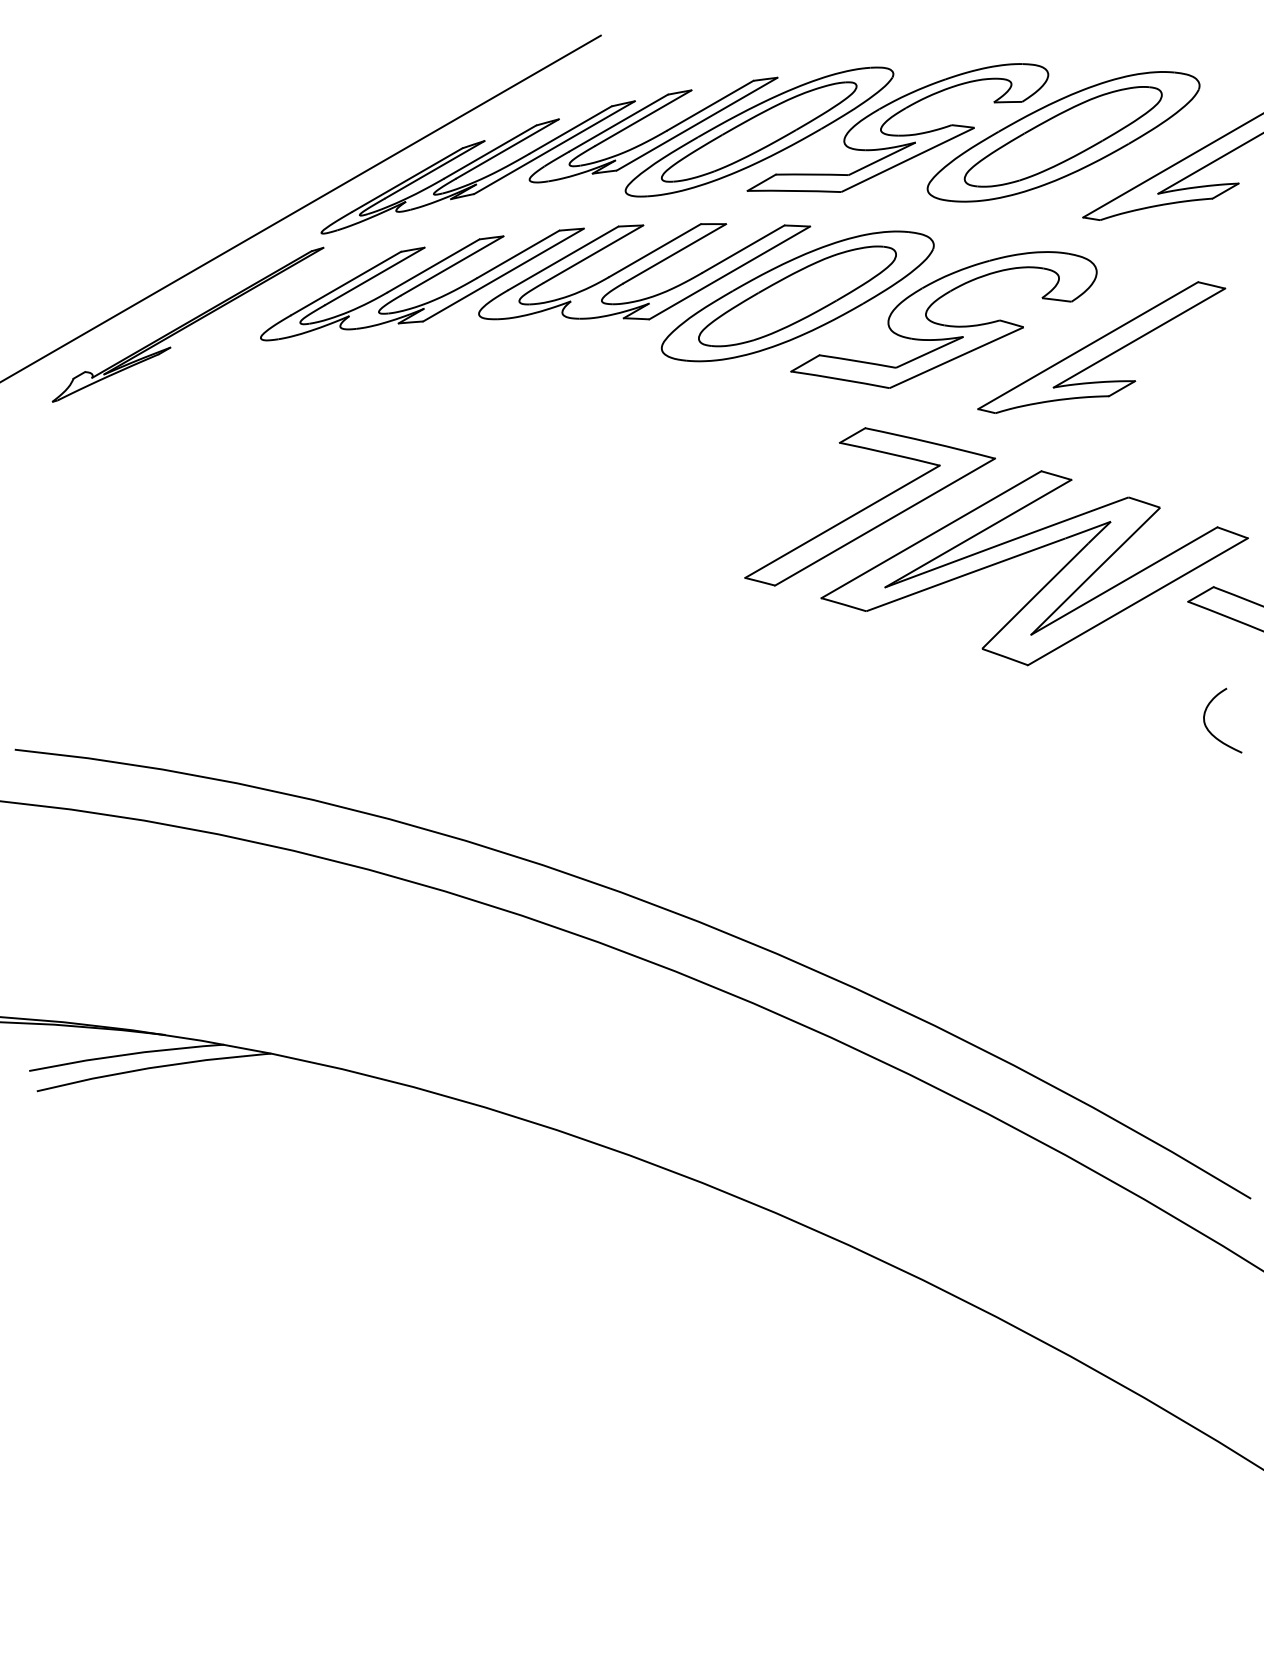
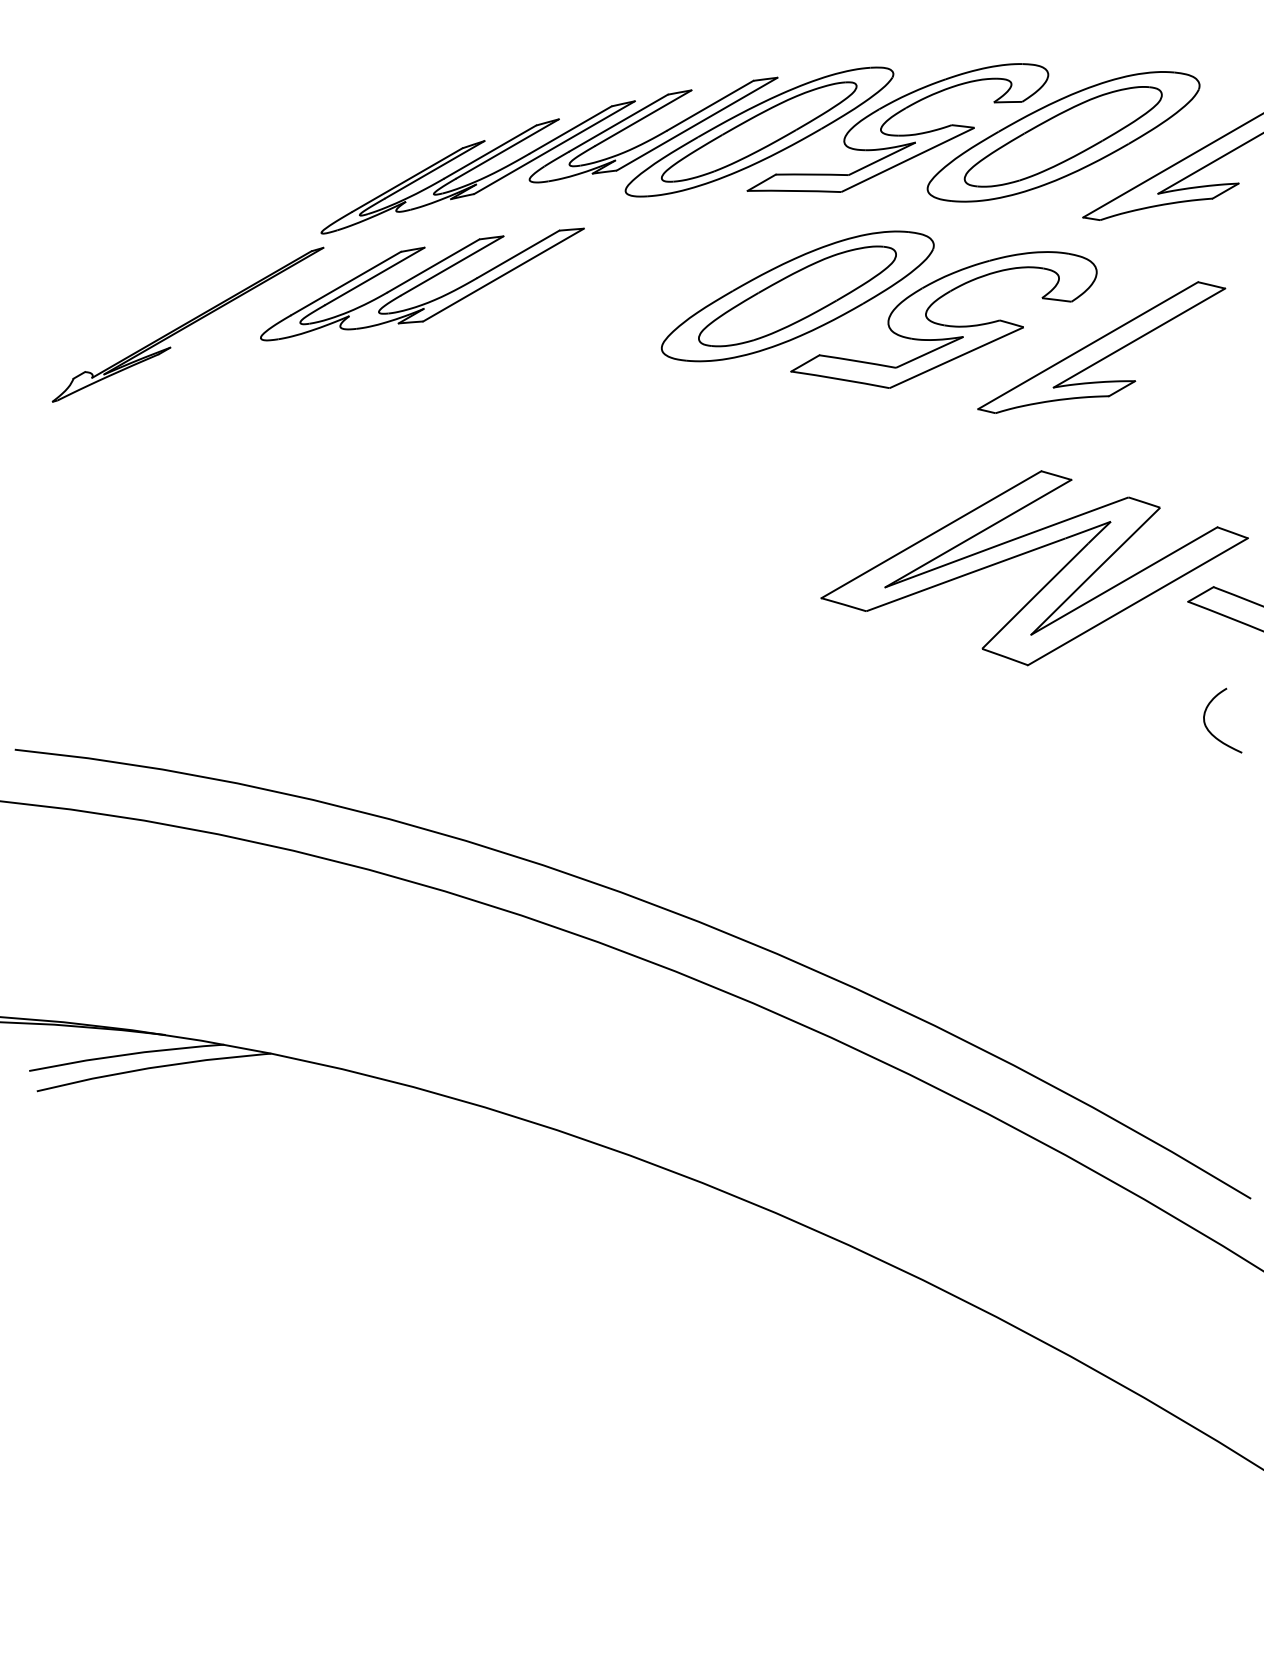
line: present -> none (301, 208)
part: present -> none (644, 271)
part: present -> none (869, 506)
